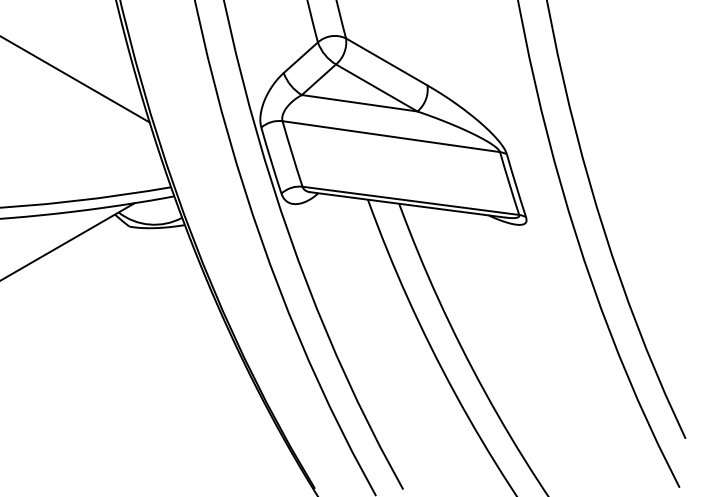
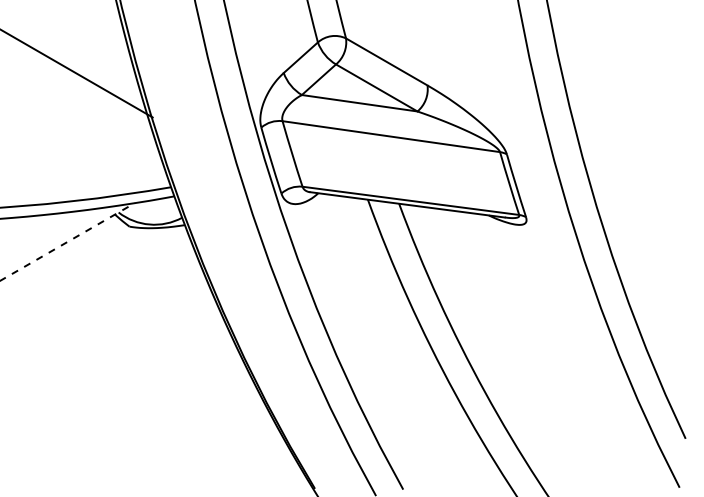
line position: (75, 79) -> (77, 73) (77, 73)
line: solid -> dashed (67, 242)
